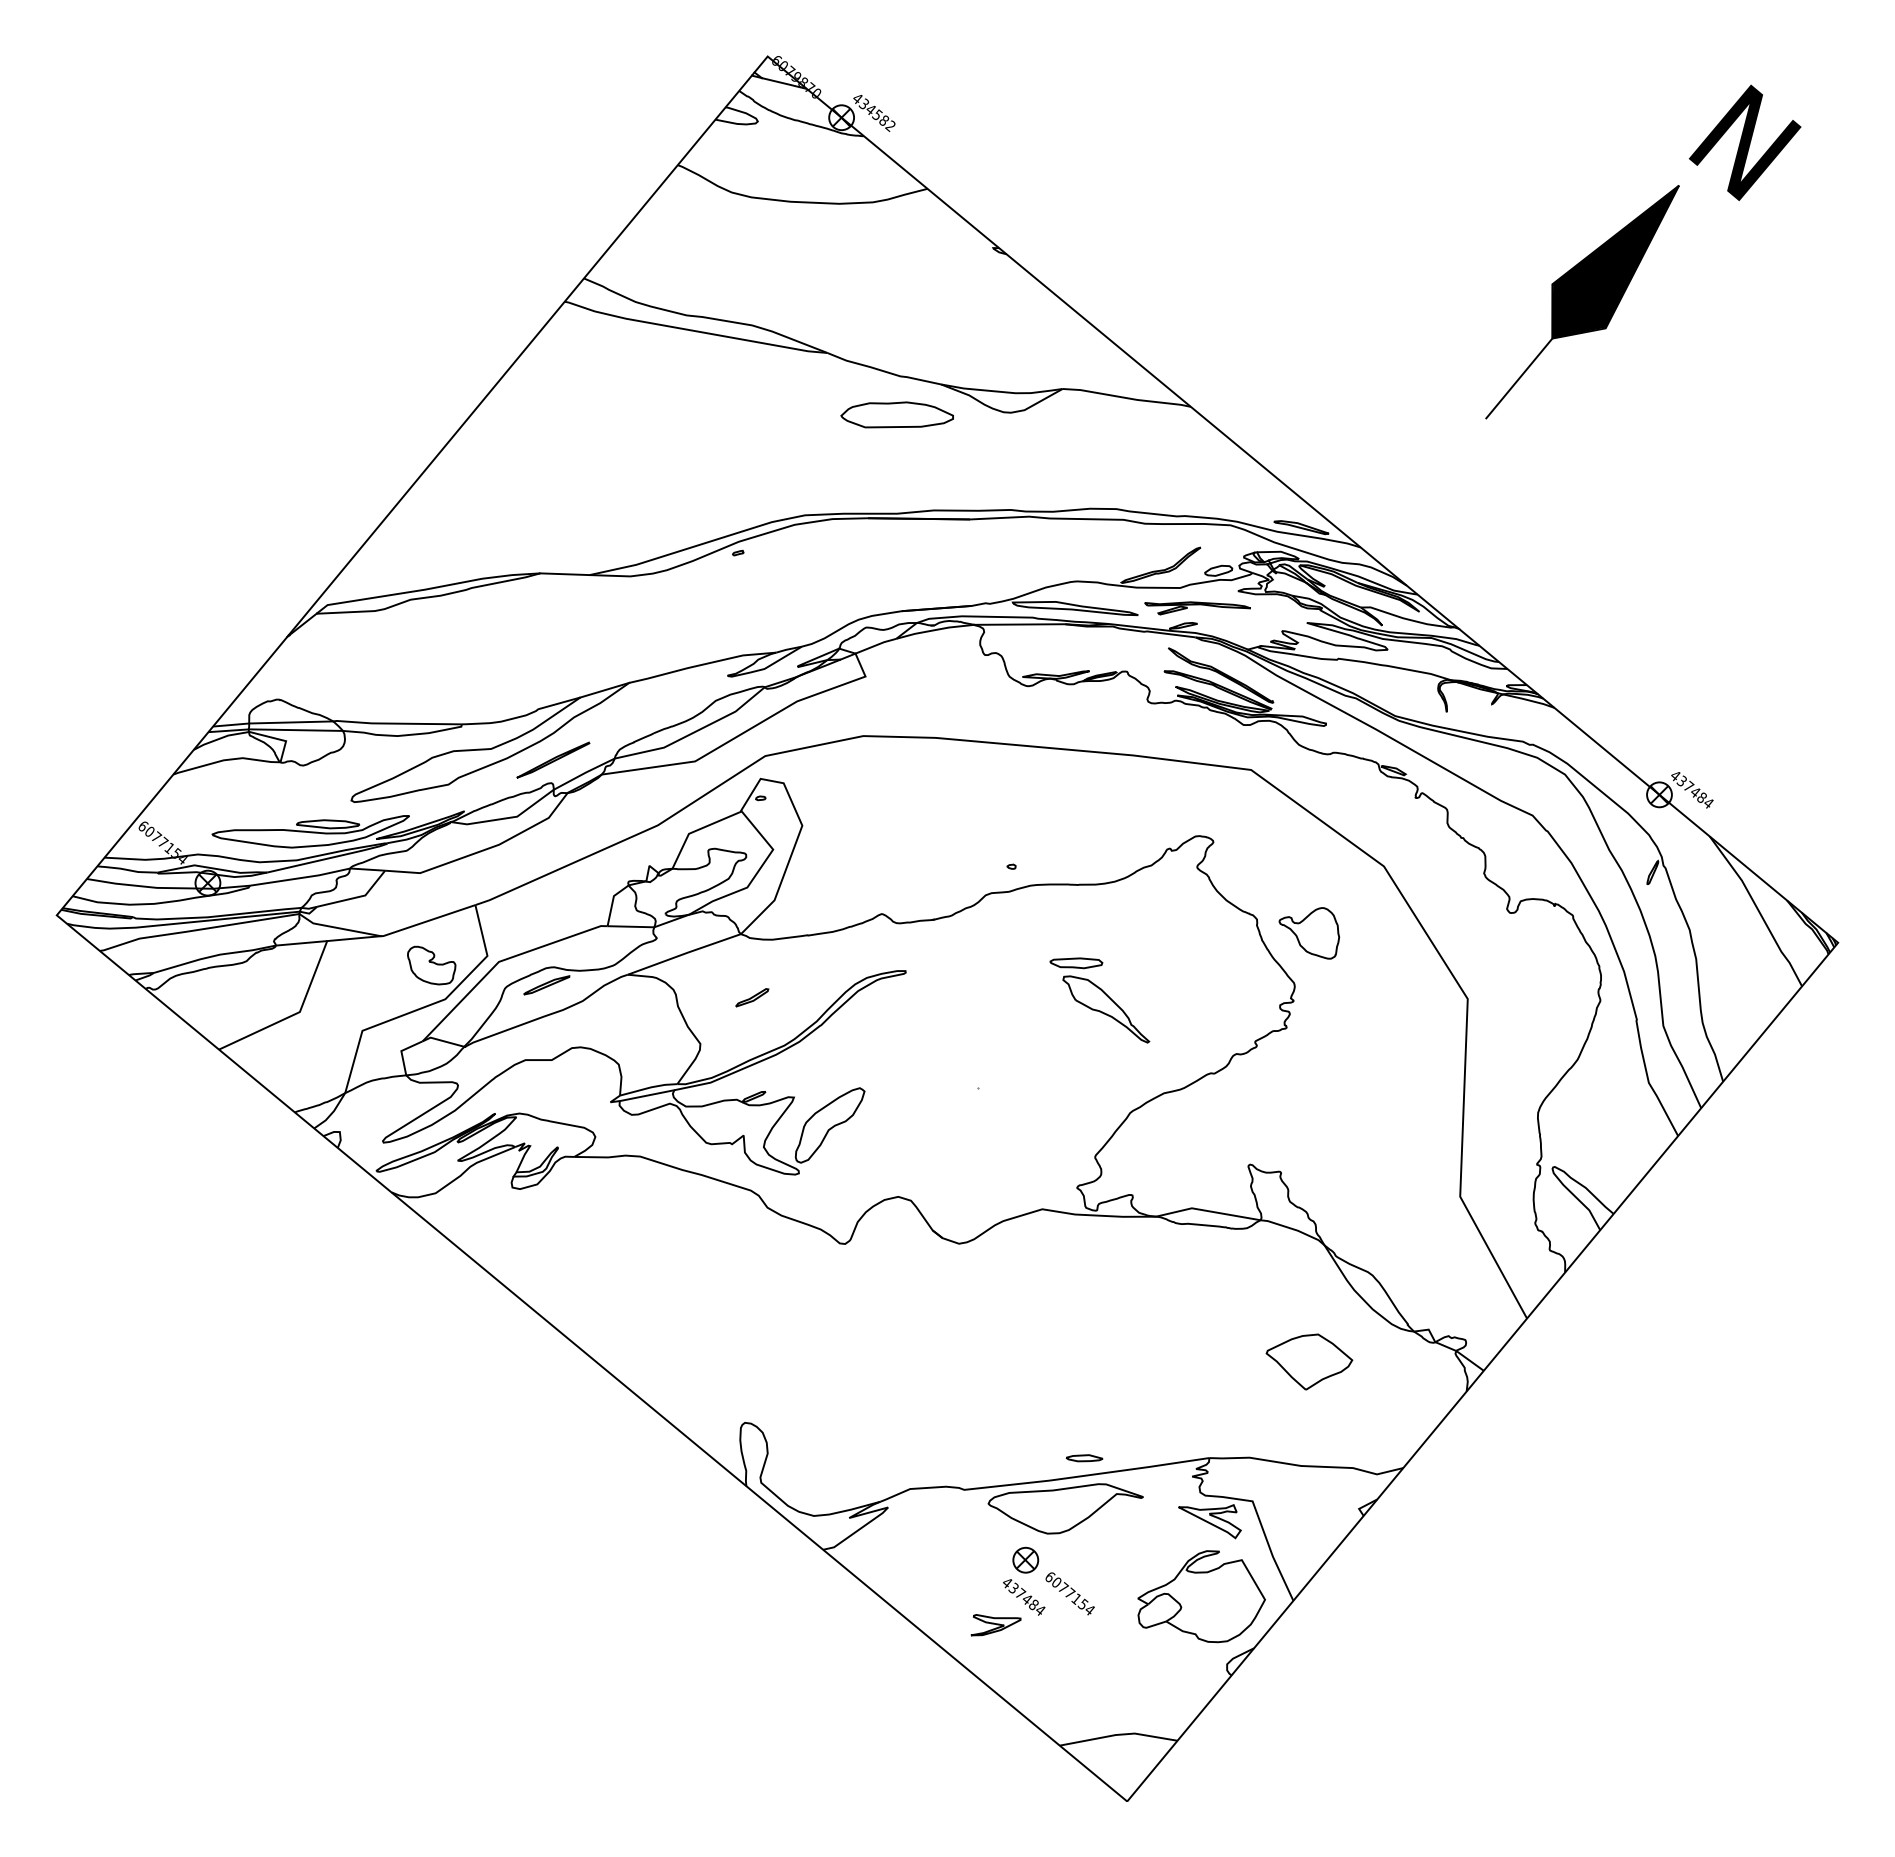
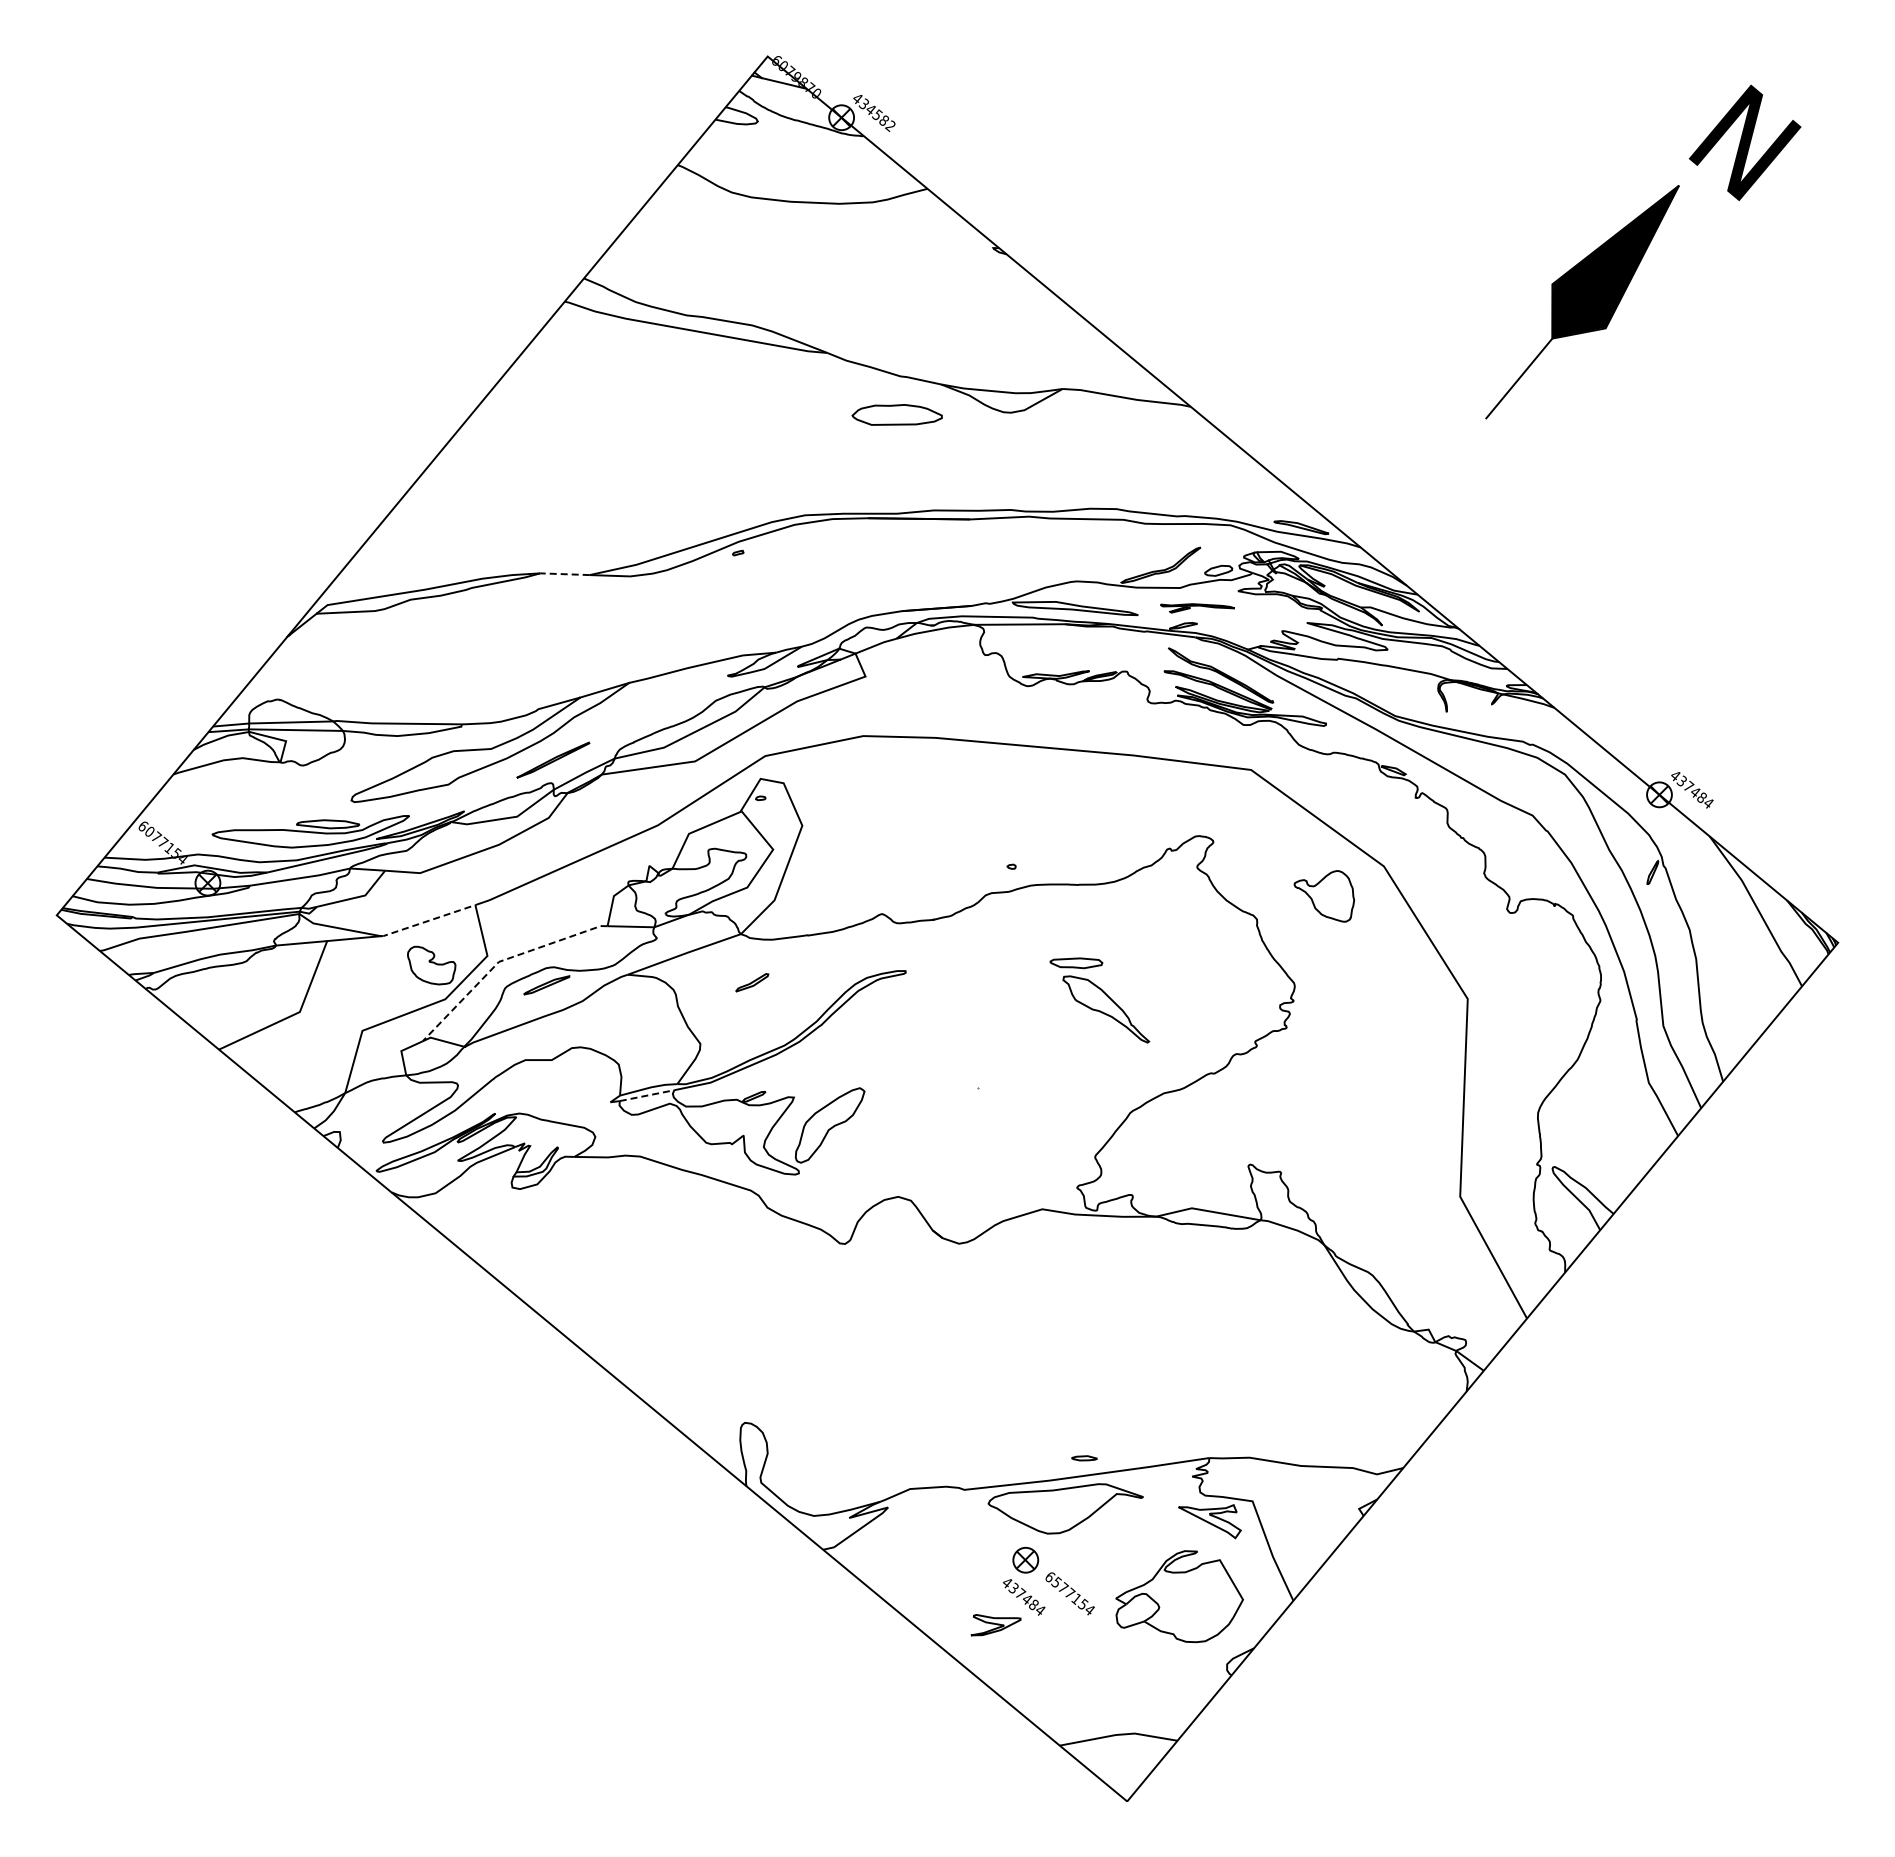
part size: 114x28 px -> 92x22 px (896, 414)
line: solid -> dashed (564, 574)
part size: 107x15 px -> 75x11 px (1197, 608)
line: solid -> dashed (427, 921)
part position: (1309, 933) -> (1324, 896) (1324, 896)
line: solid -> dashed (500, 961)
part position: (752, 997) -> (752, 982) (752, 982)
line: solid -> dashed (647, 1095)
part: present -> none (1309, 1361)
part size: 39x9 px -> 27x7 px (1084, 1458)
text: 6077154 -> 6577154 (1056, 1581)
part position: (1201, 1596) -> (1179, 1596) (1179, 1596)
